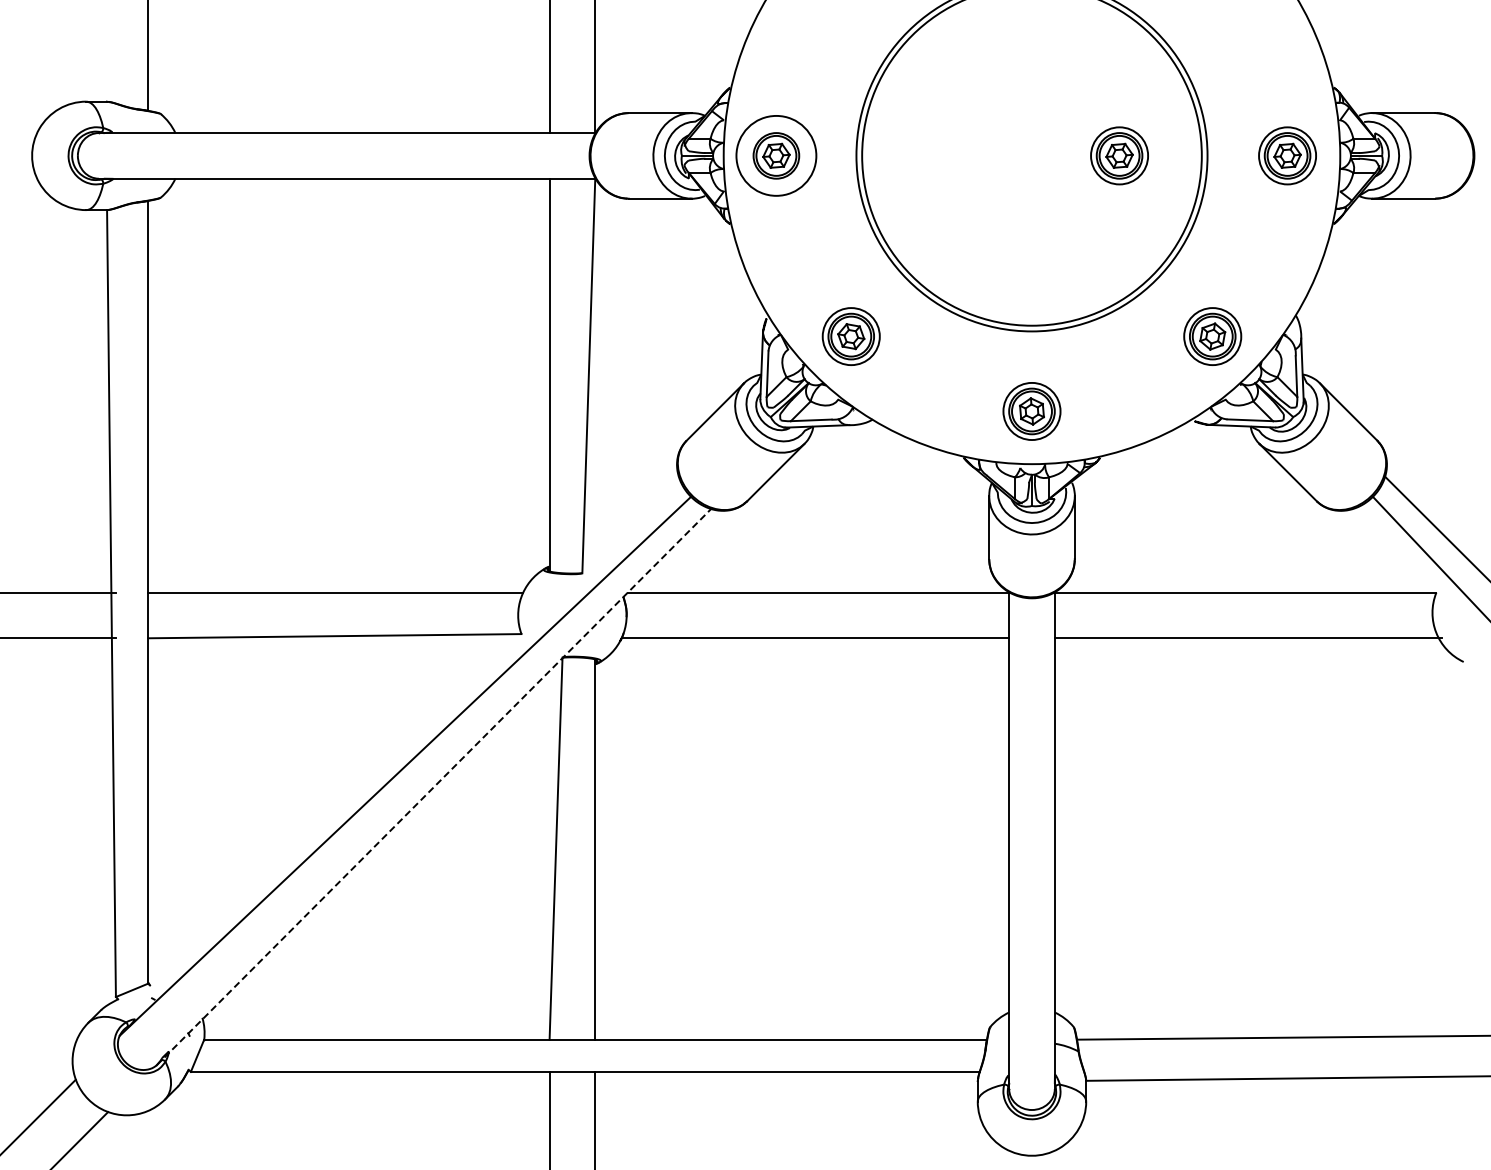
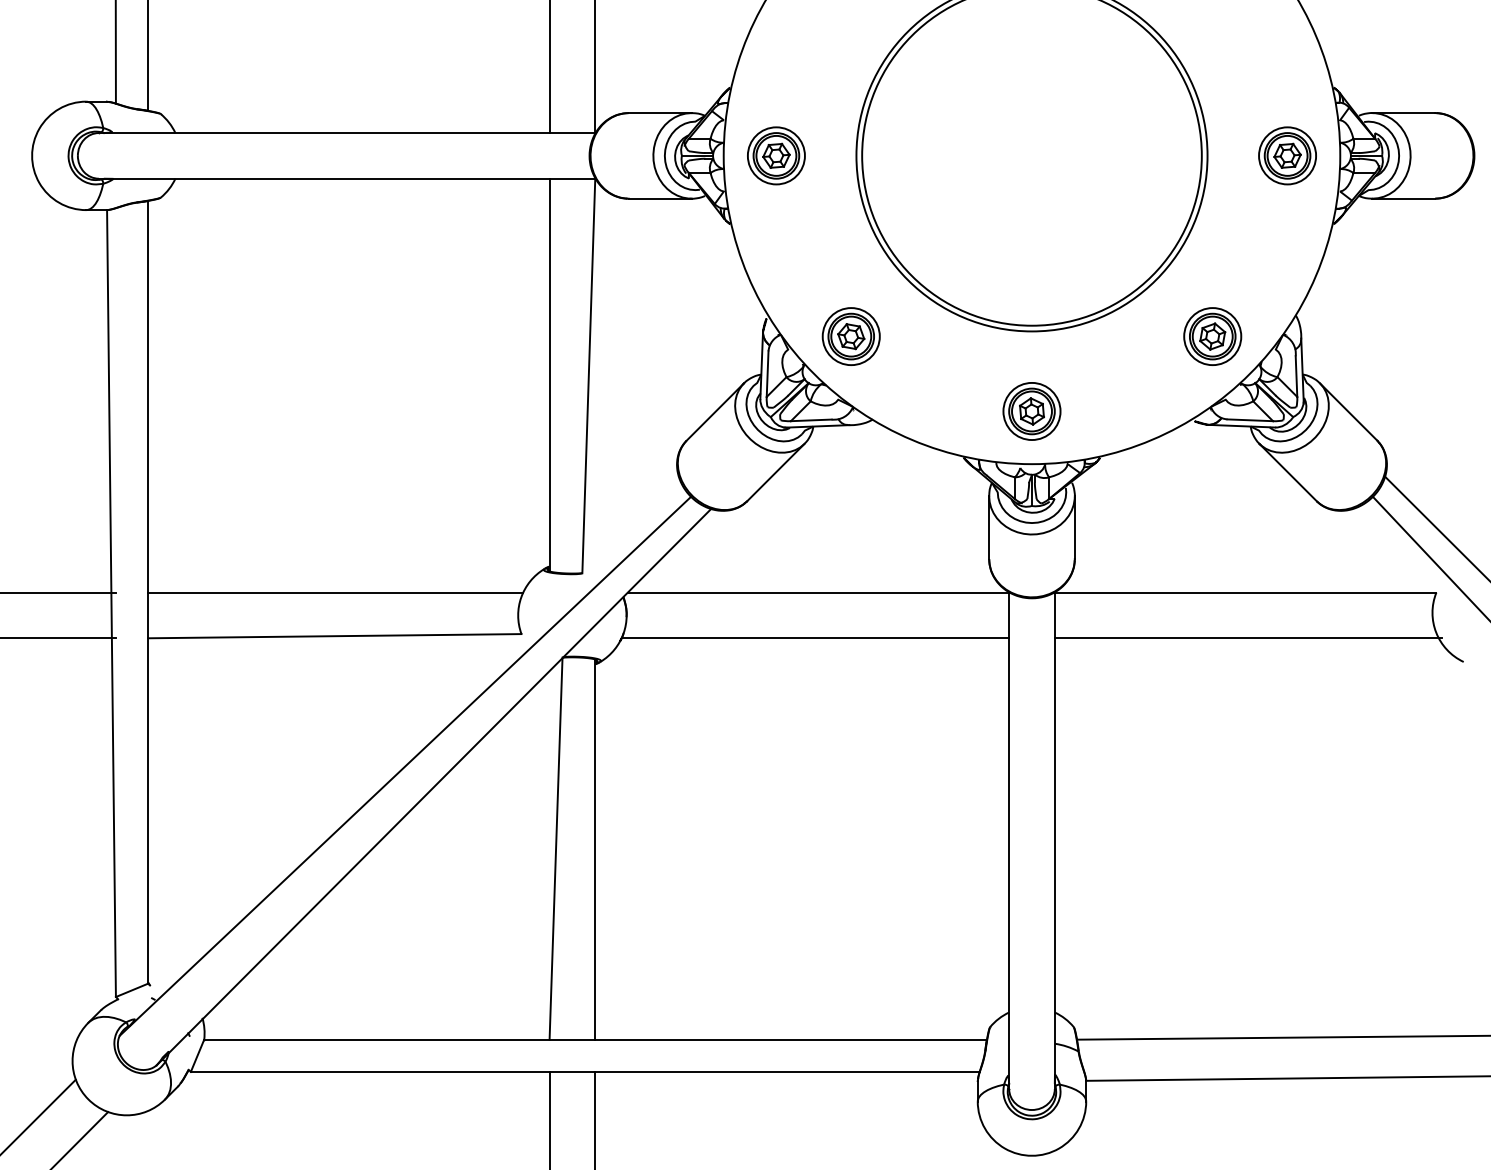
line: none -> present (115, 52)
circle diameter: 80 px -> 57 px (775, 155)
part: present -> none (1119, 155)
line: dashed -> solid (433, 787)
